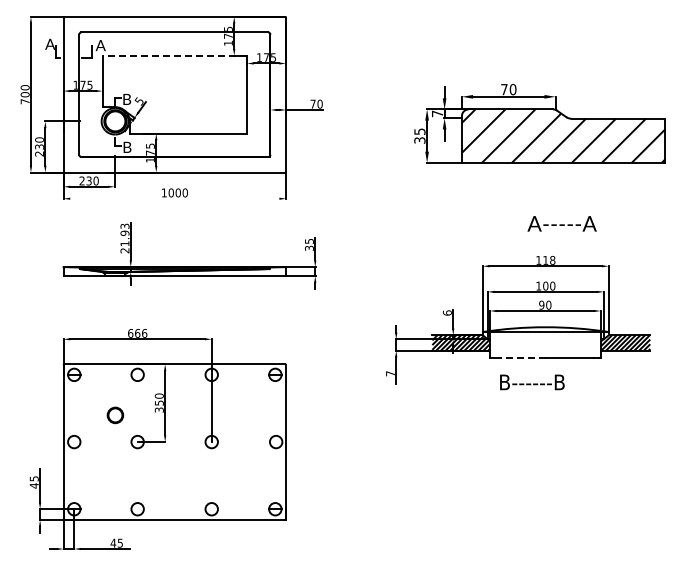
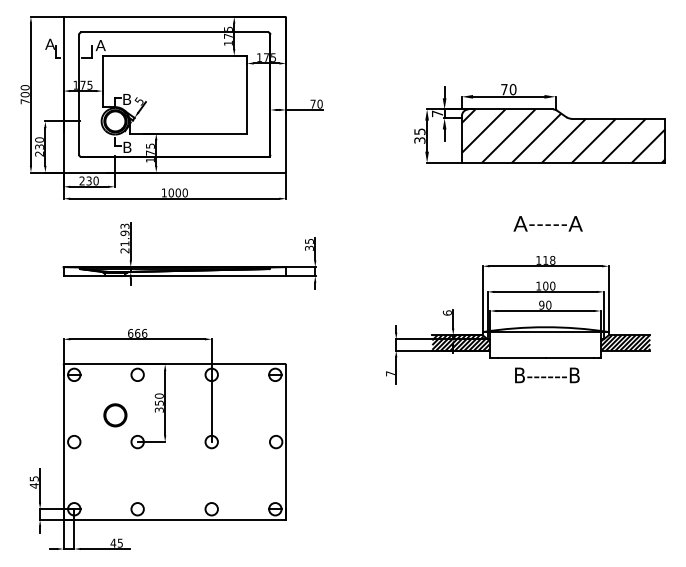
line: dashed -> solid (174, 55)
line: none -> present (174, 198)
text position: (561, 223) -> (547, 223) (547, 223)
line: dashed -> solid (521, 358)
text position: (532, 382) -> (547, 375) (547, 375)
circle size: 19x19 px -> 25x25 px (115, 415)
